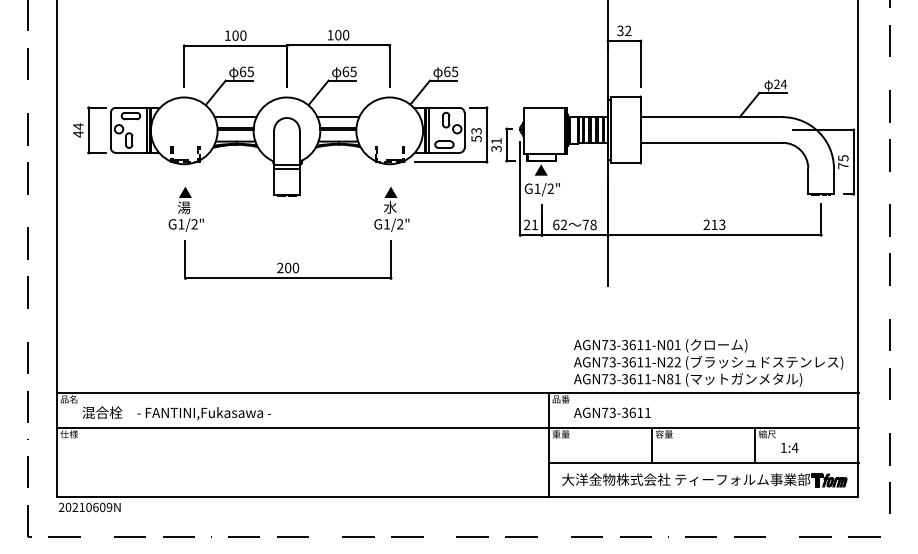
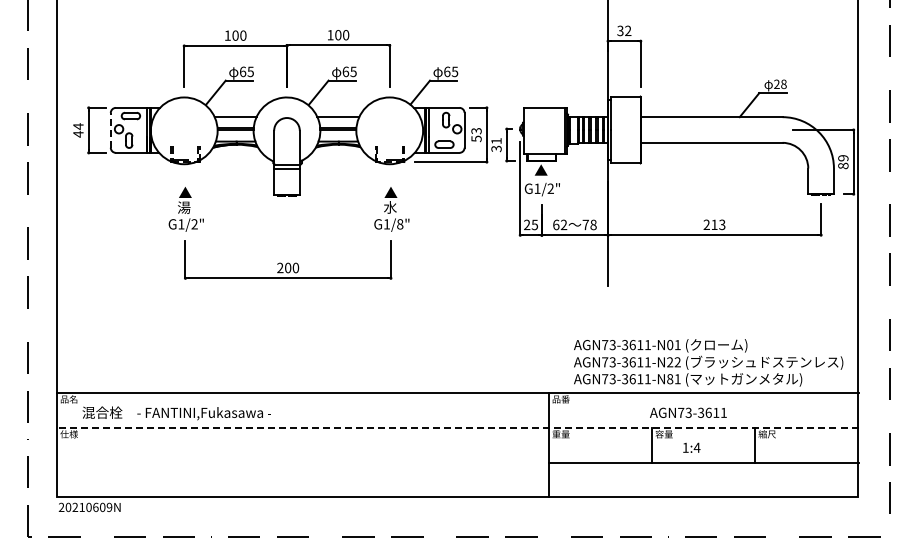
text: 24 -> 28 (783, 83)
line: solid -> dashed (110, 129)
text: 75 -> 89 (843, 162)
text: G1/2" -> G1/8" (400, 224)
text: 21 -> 25 (534, 224)
text position: (612, 412) -> (688, 412) (688, 412)
line: solid -> dashed (457, 427)
text position: (789, 447) -> (691, 447) (691, 447)
part: present -> none (704, 480)
